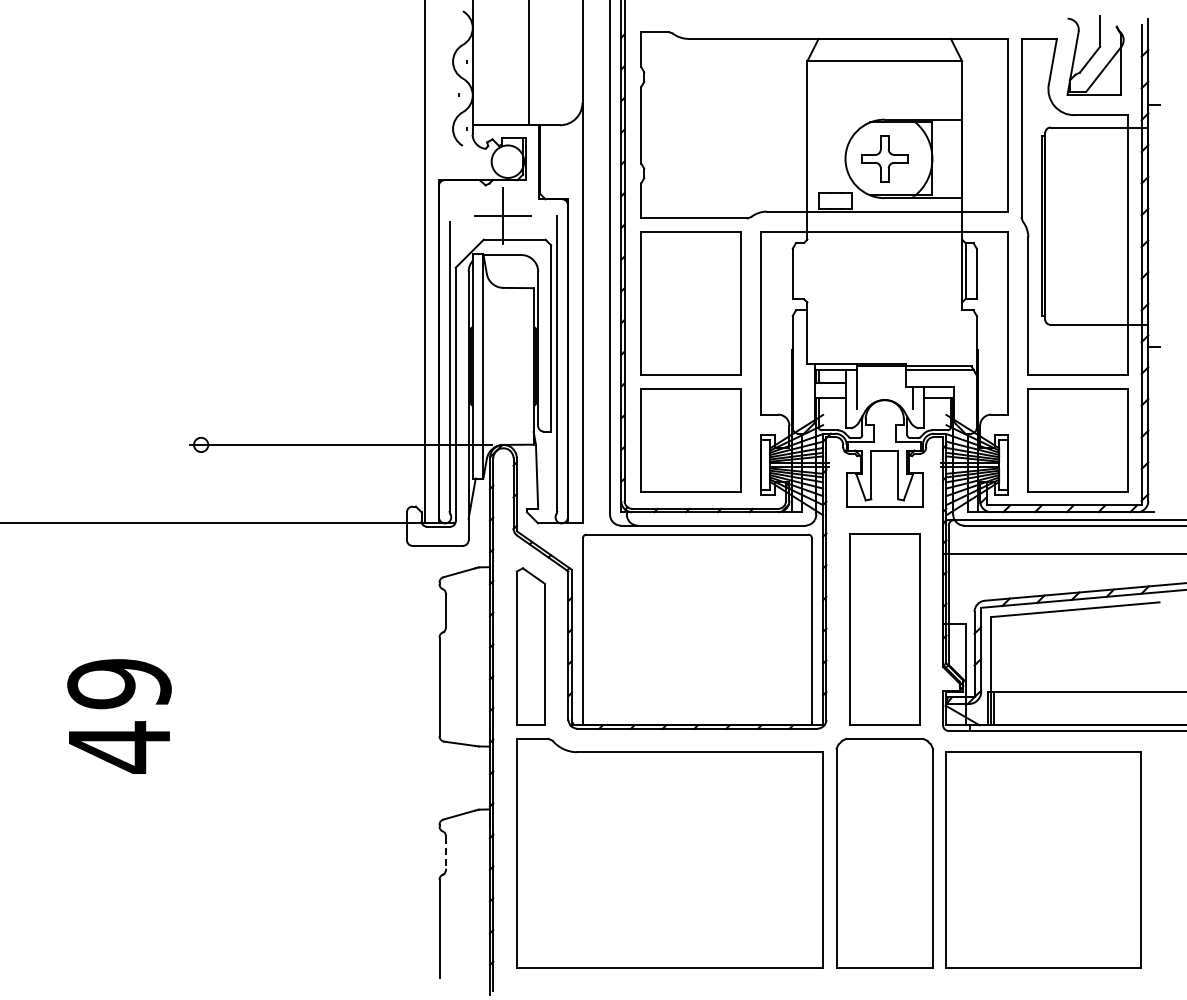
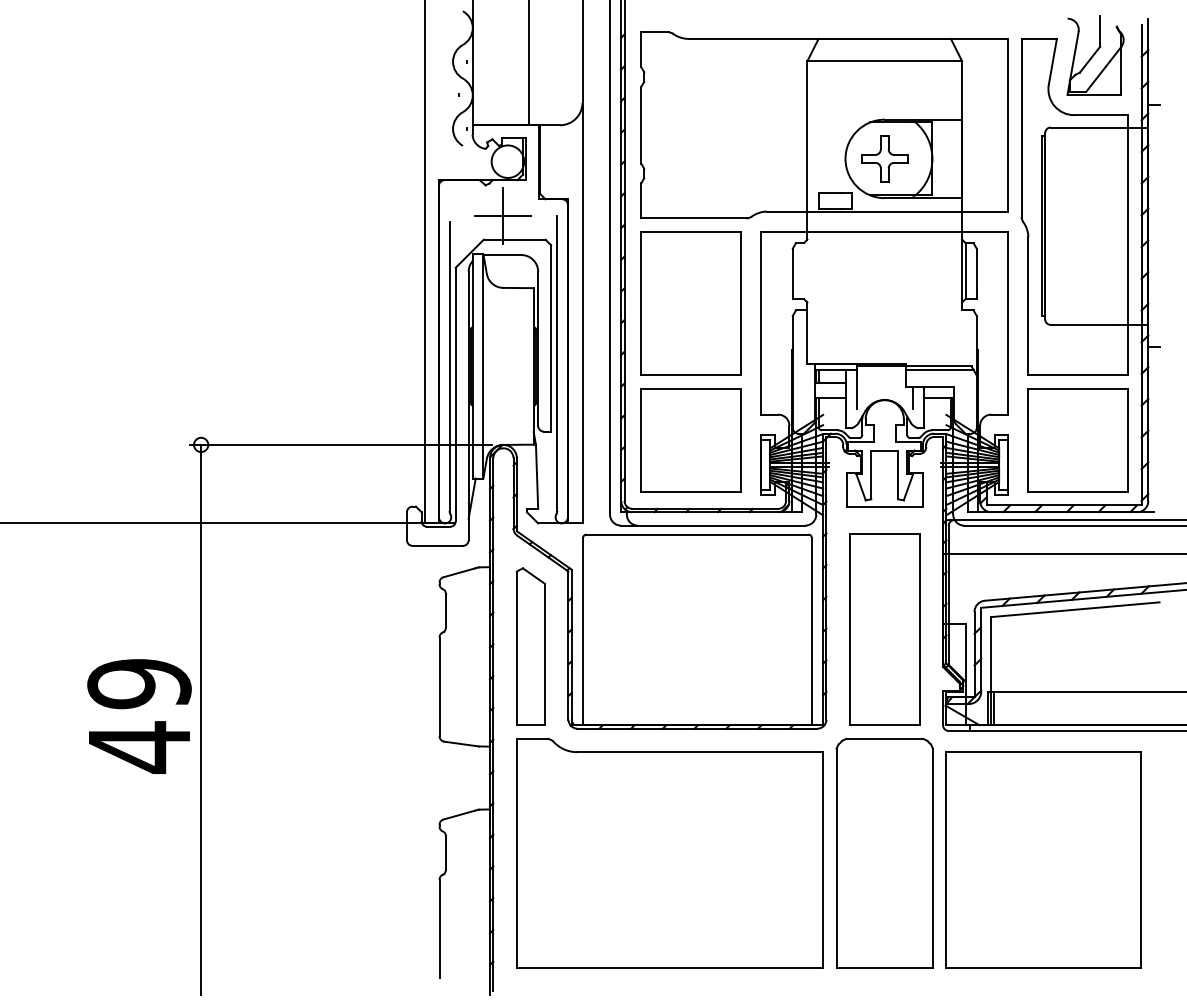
text position: (119, 716) -> (139, 716) (139, 716)
line: none -> present (201, 719)
line: dashed -> solid (446, 853)
